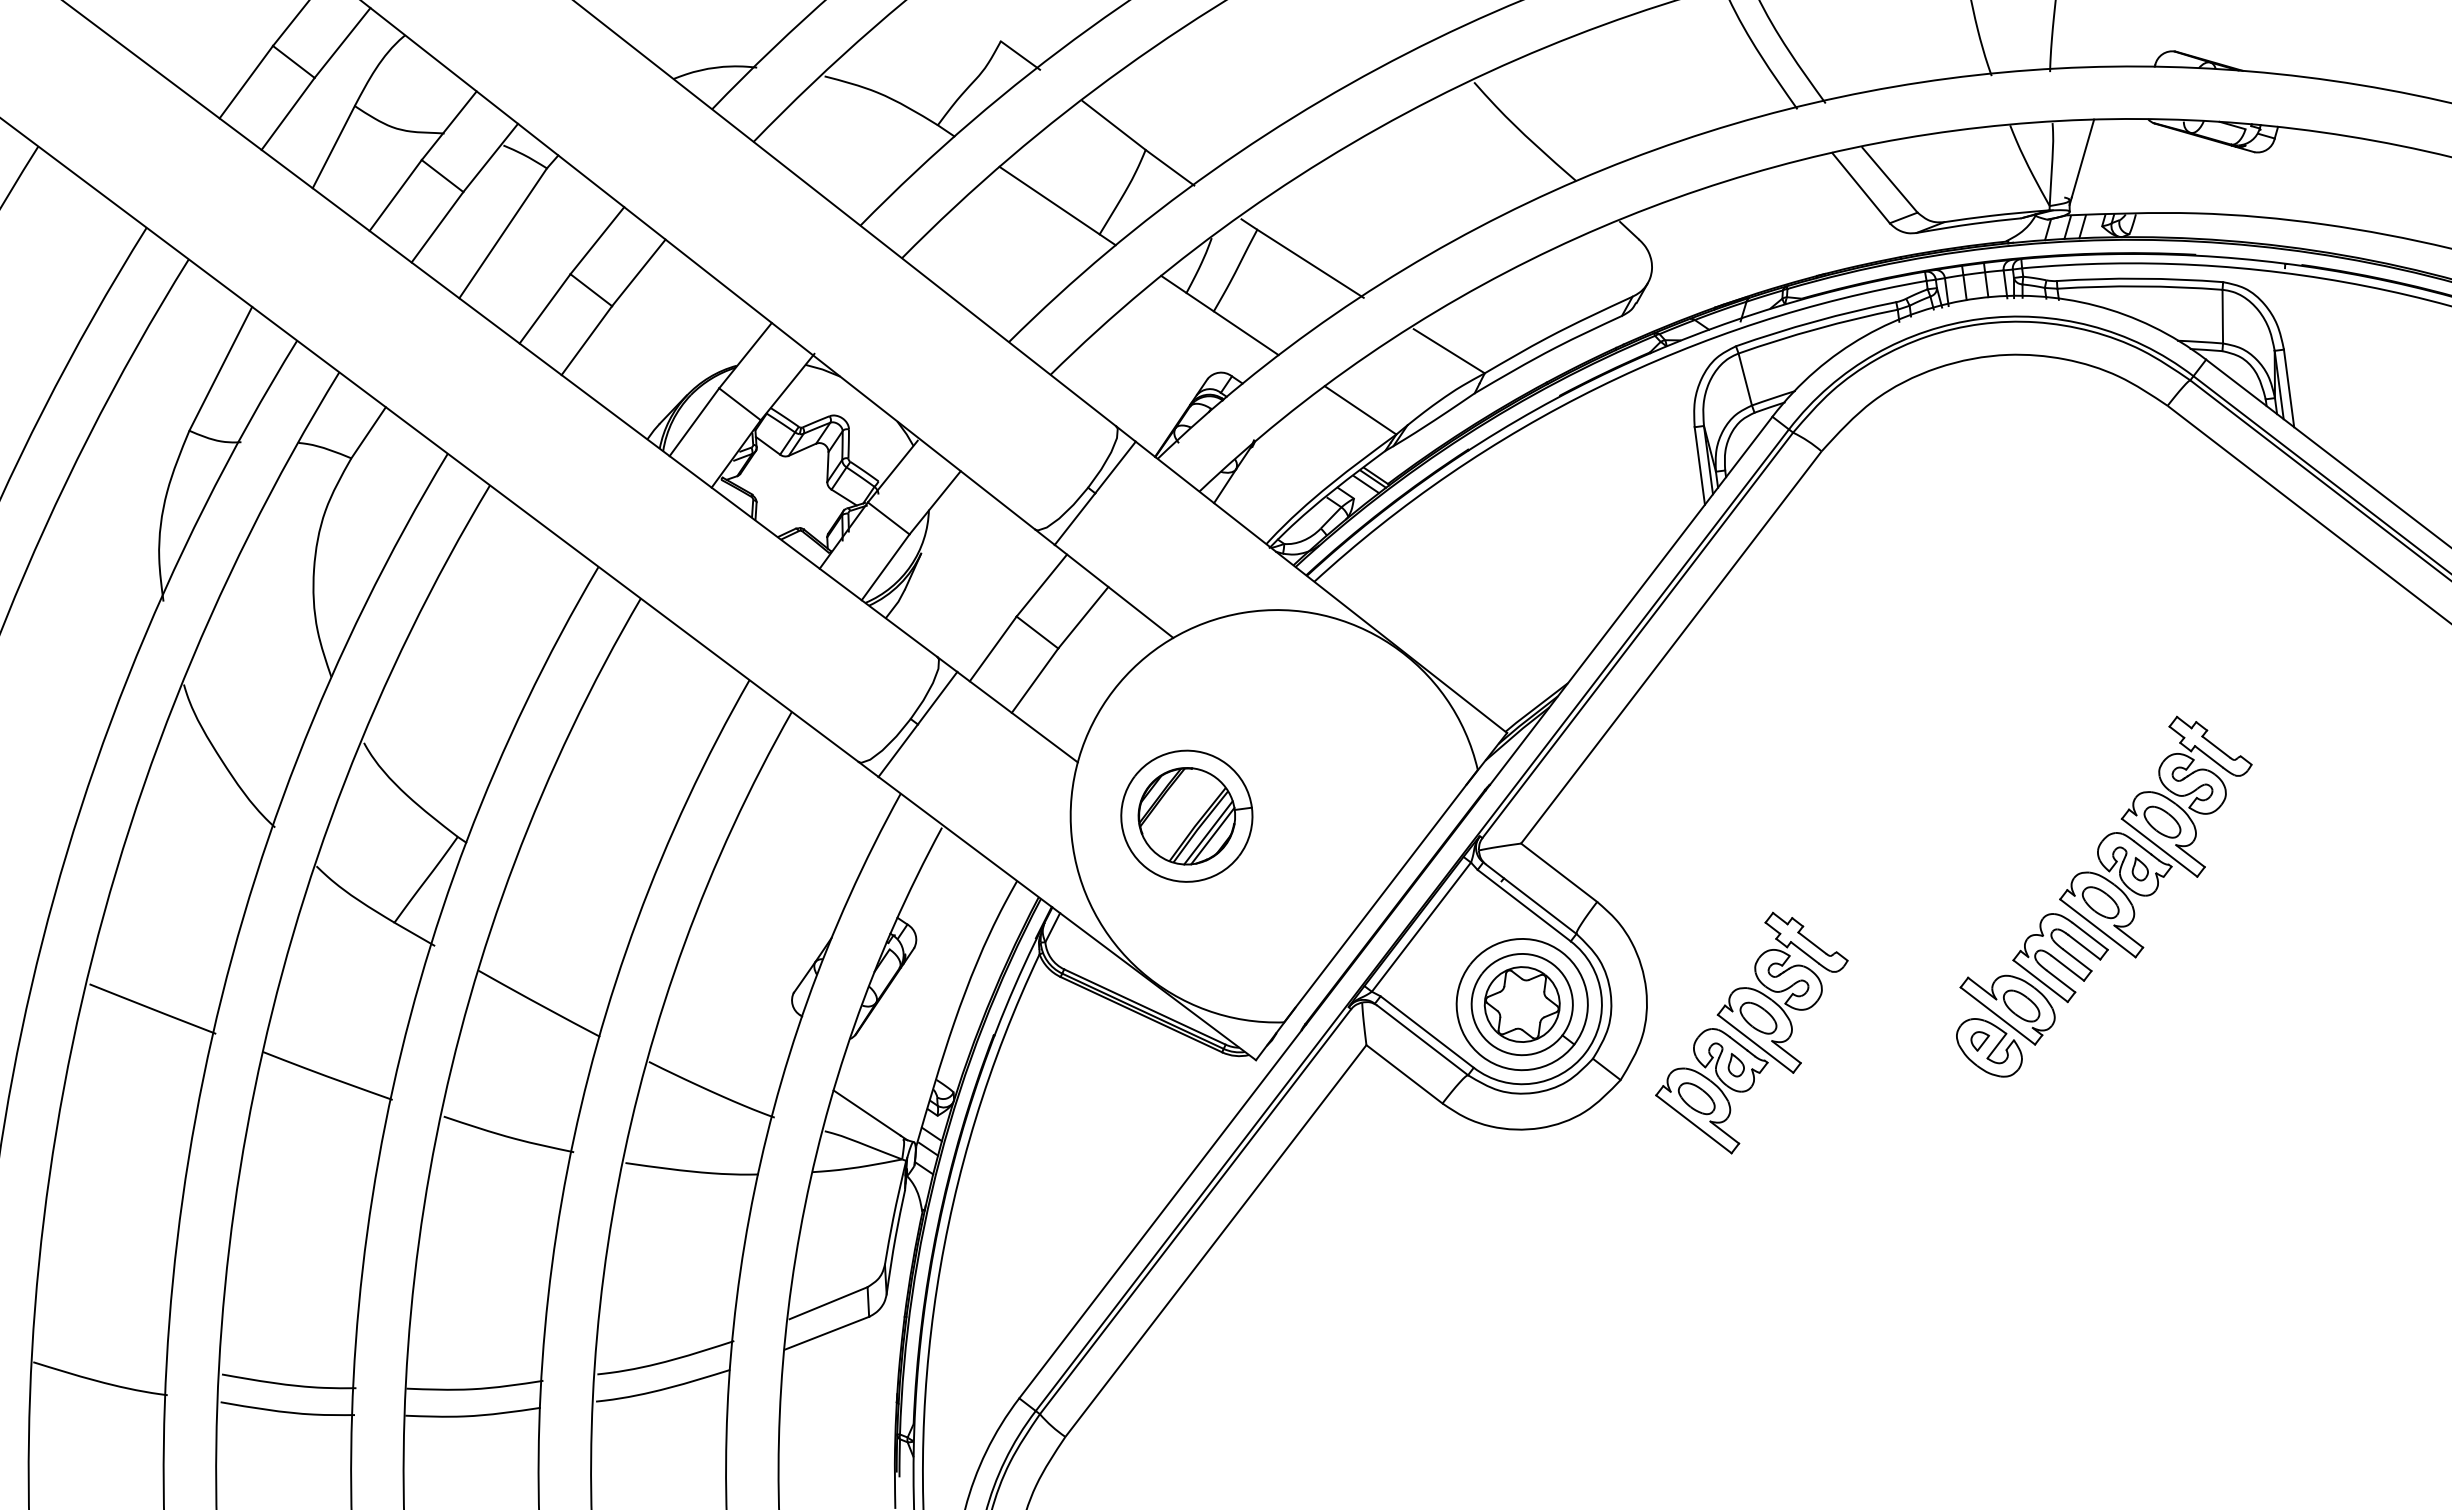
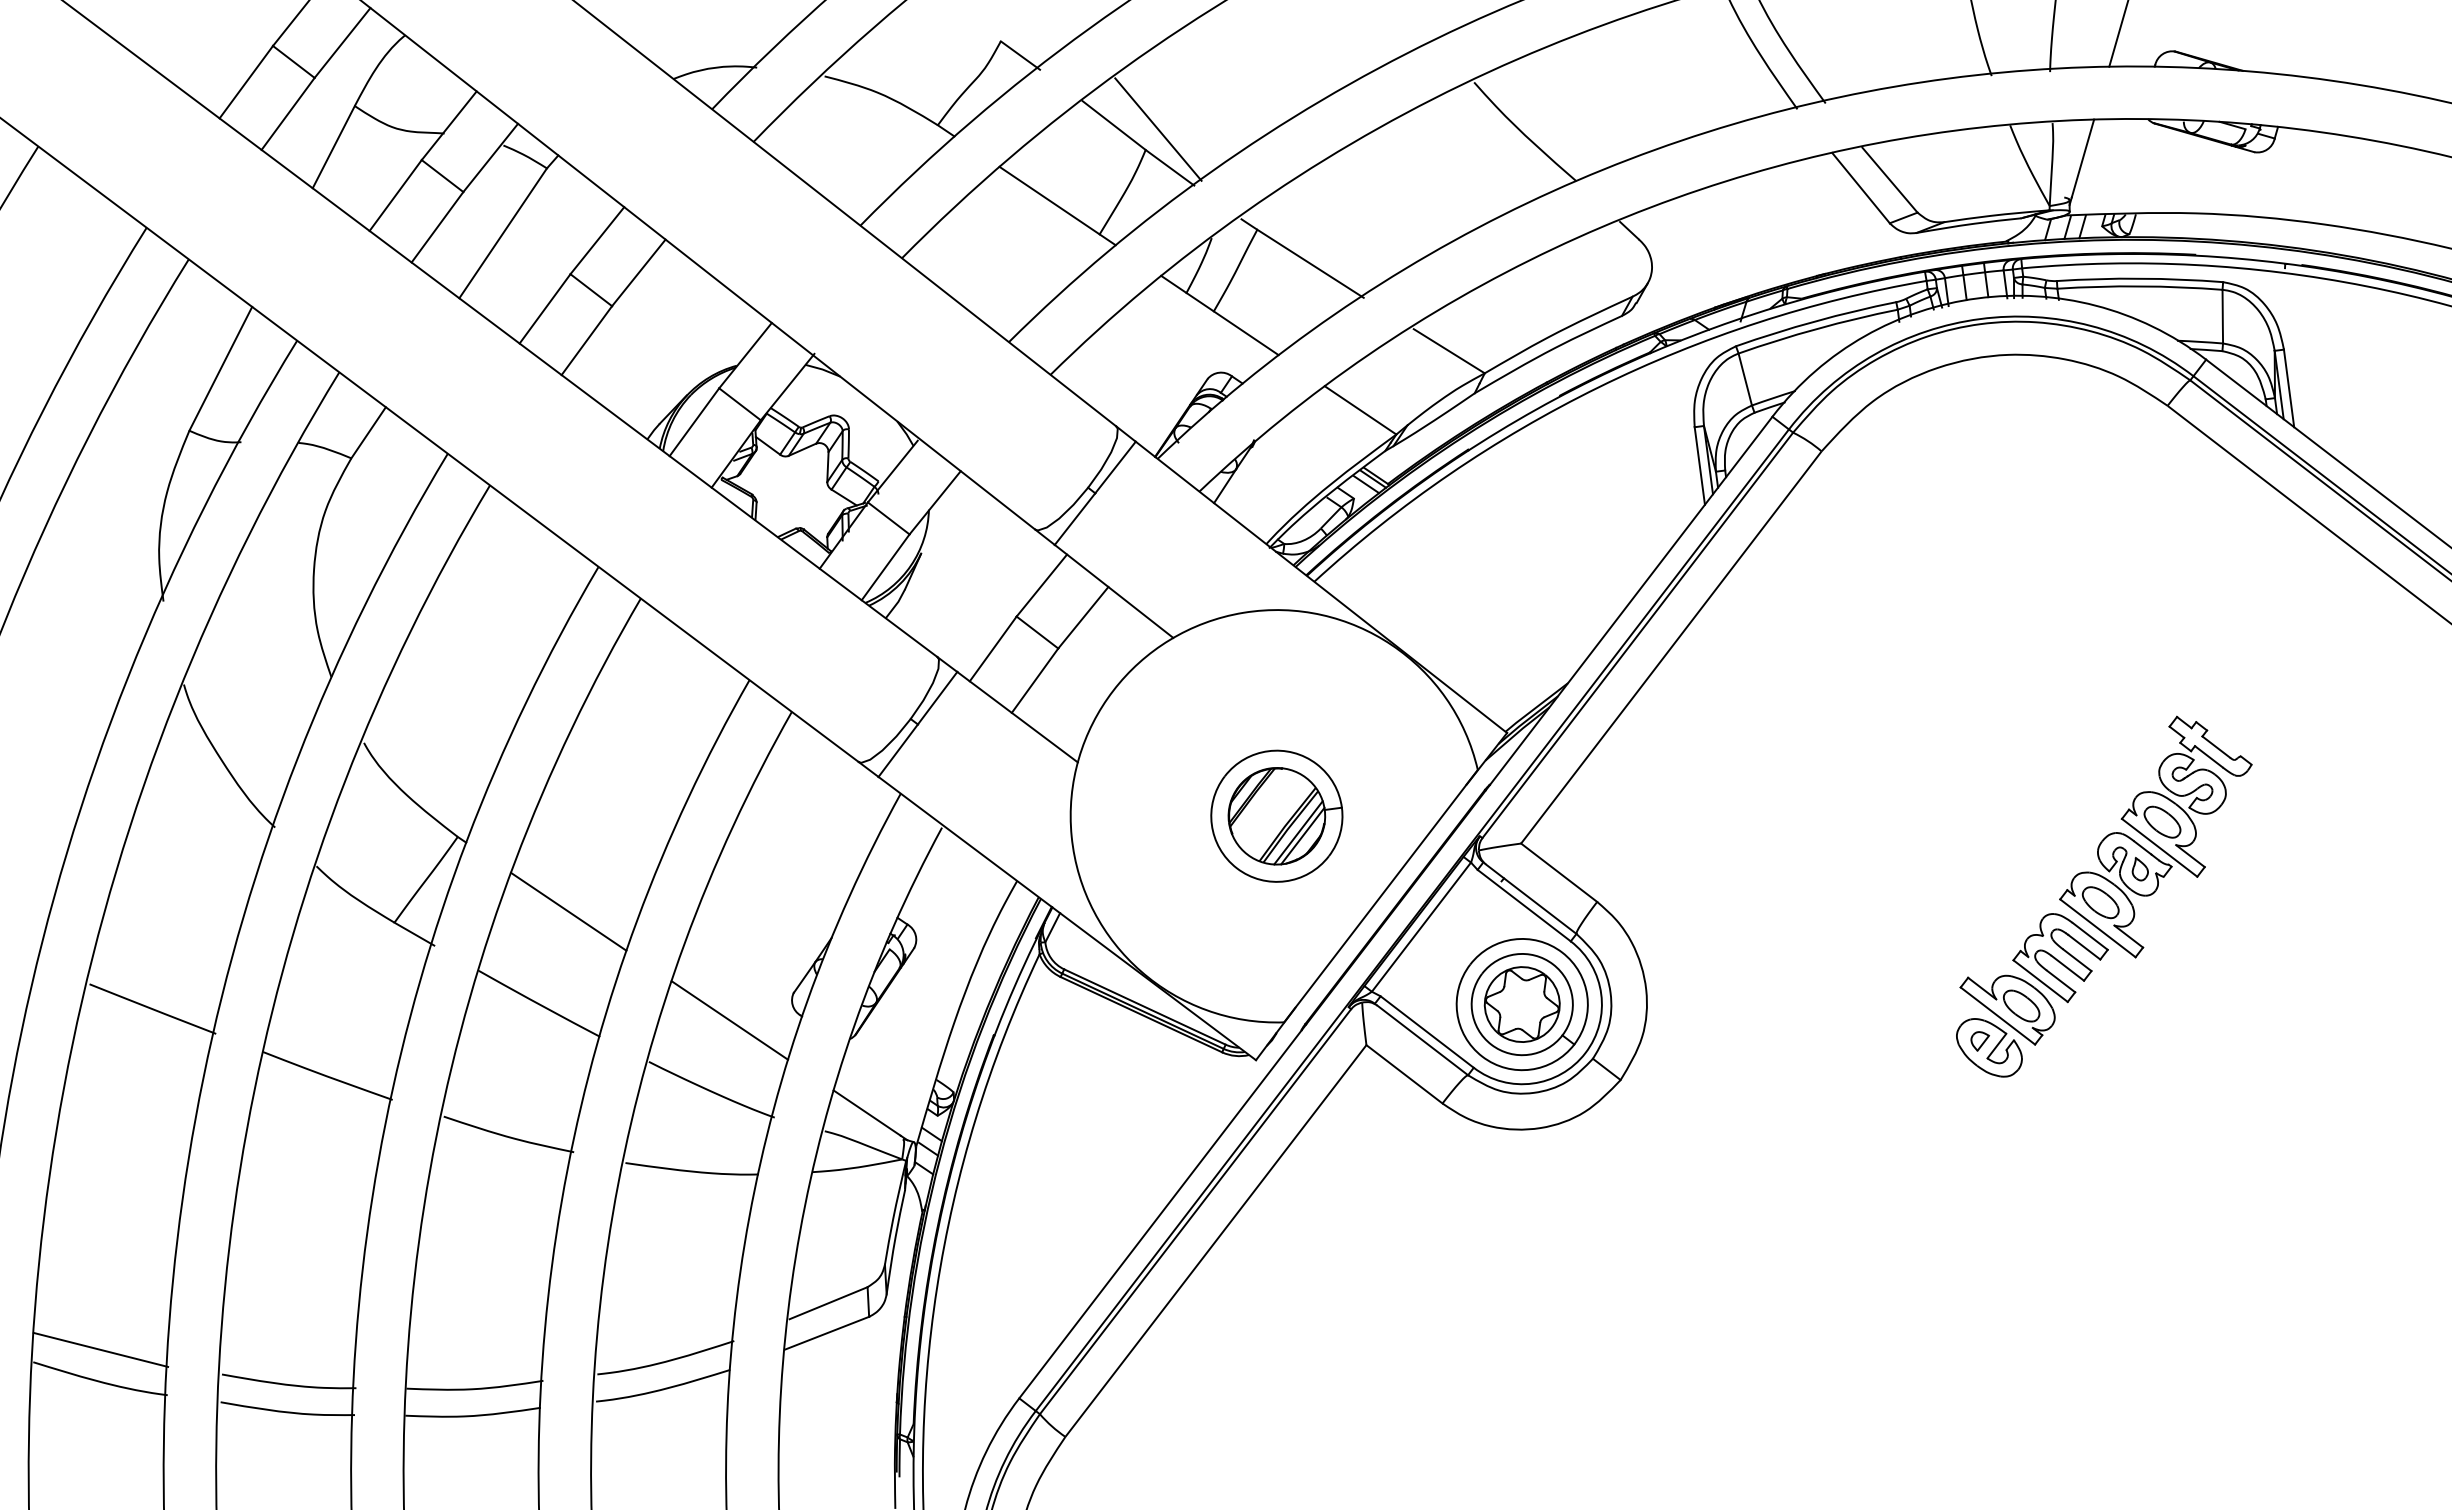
line: none -> present (2118, 34)
line: none -> present (1158, 129)
part position: (1186, 815) -> (1276, 815) (1276, 815)
line: none -> present (568, 911)
line: none -> present (729, 1020)
part: present -> none (1751, 1032)
line: none -> present (100, 1349)
